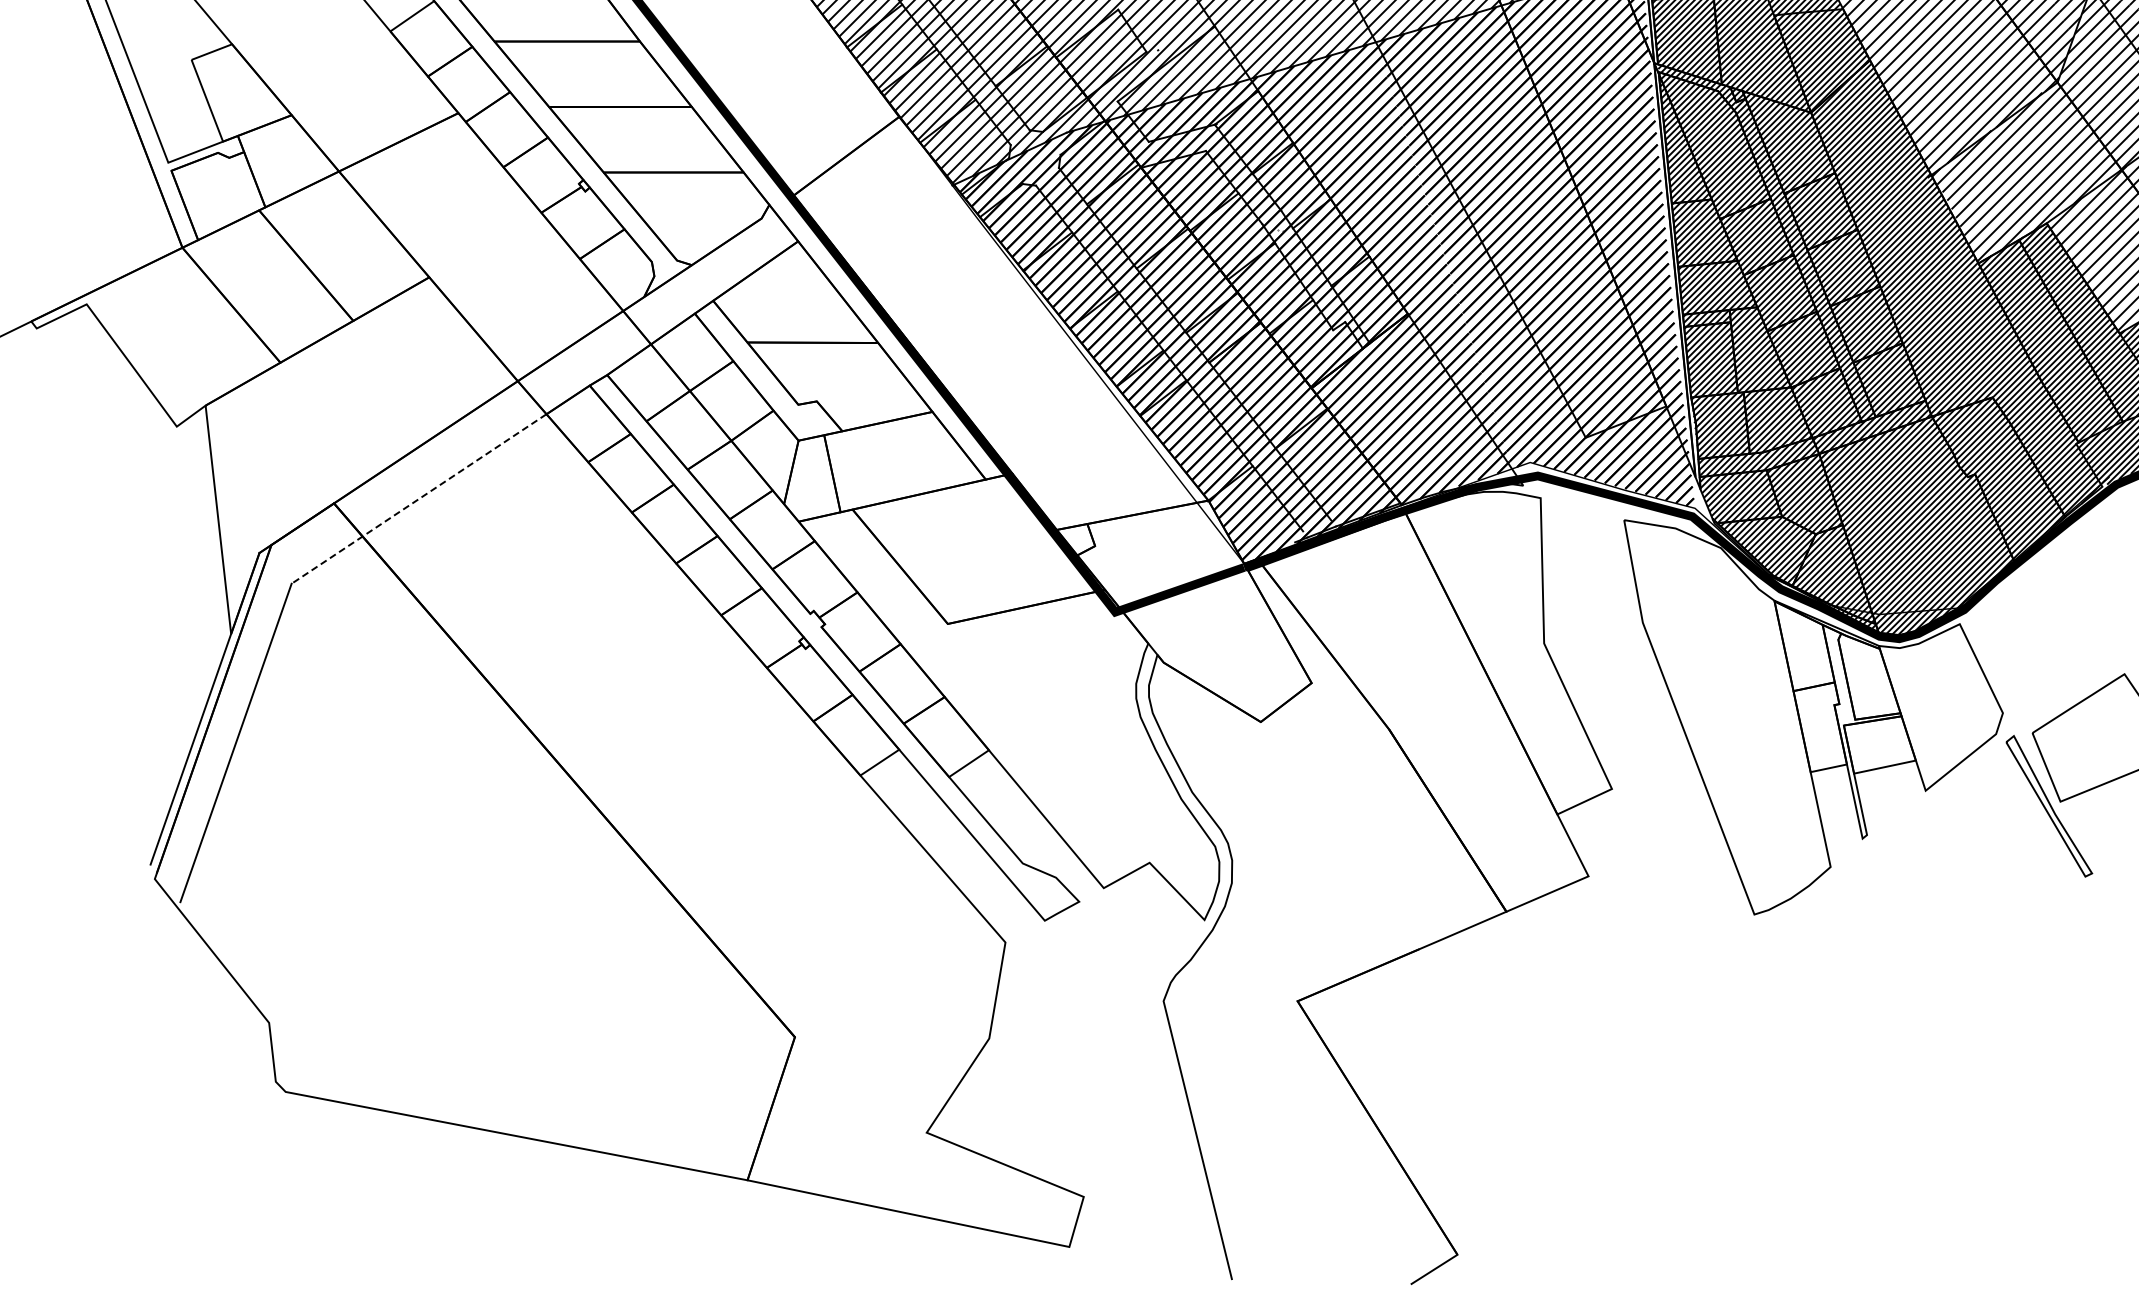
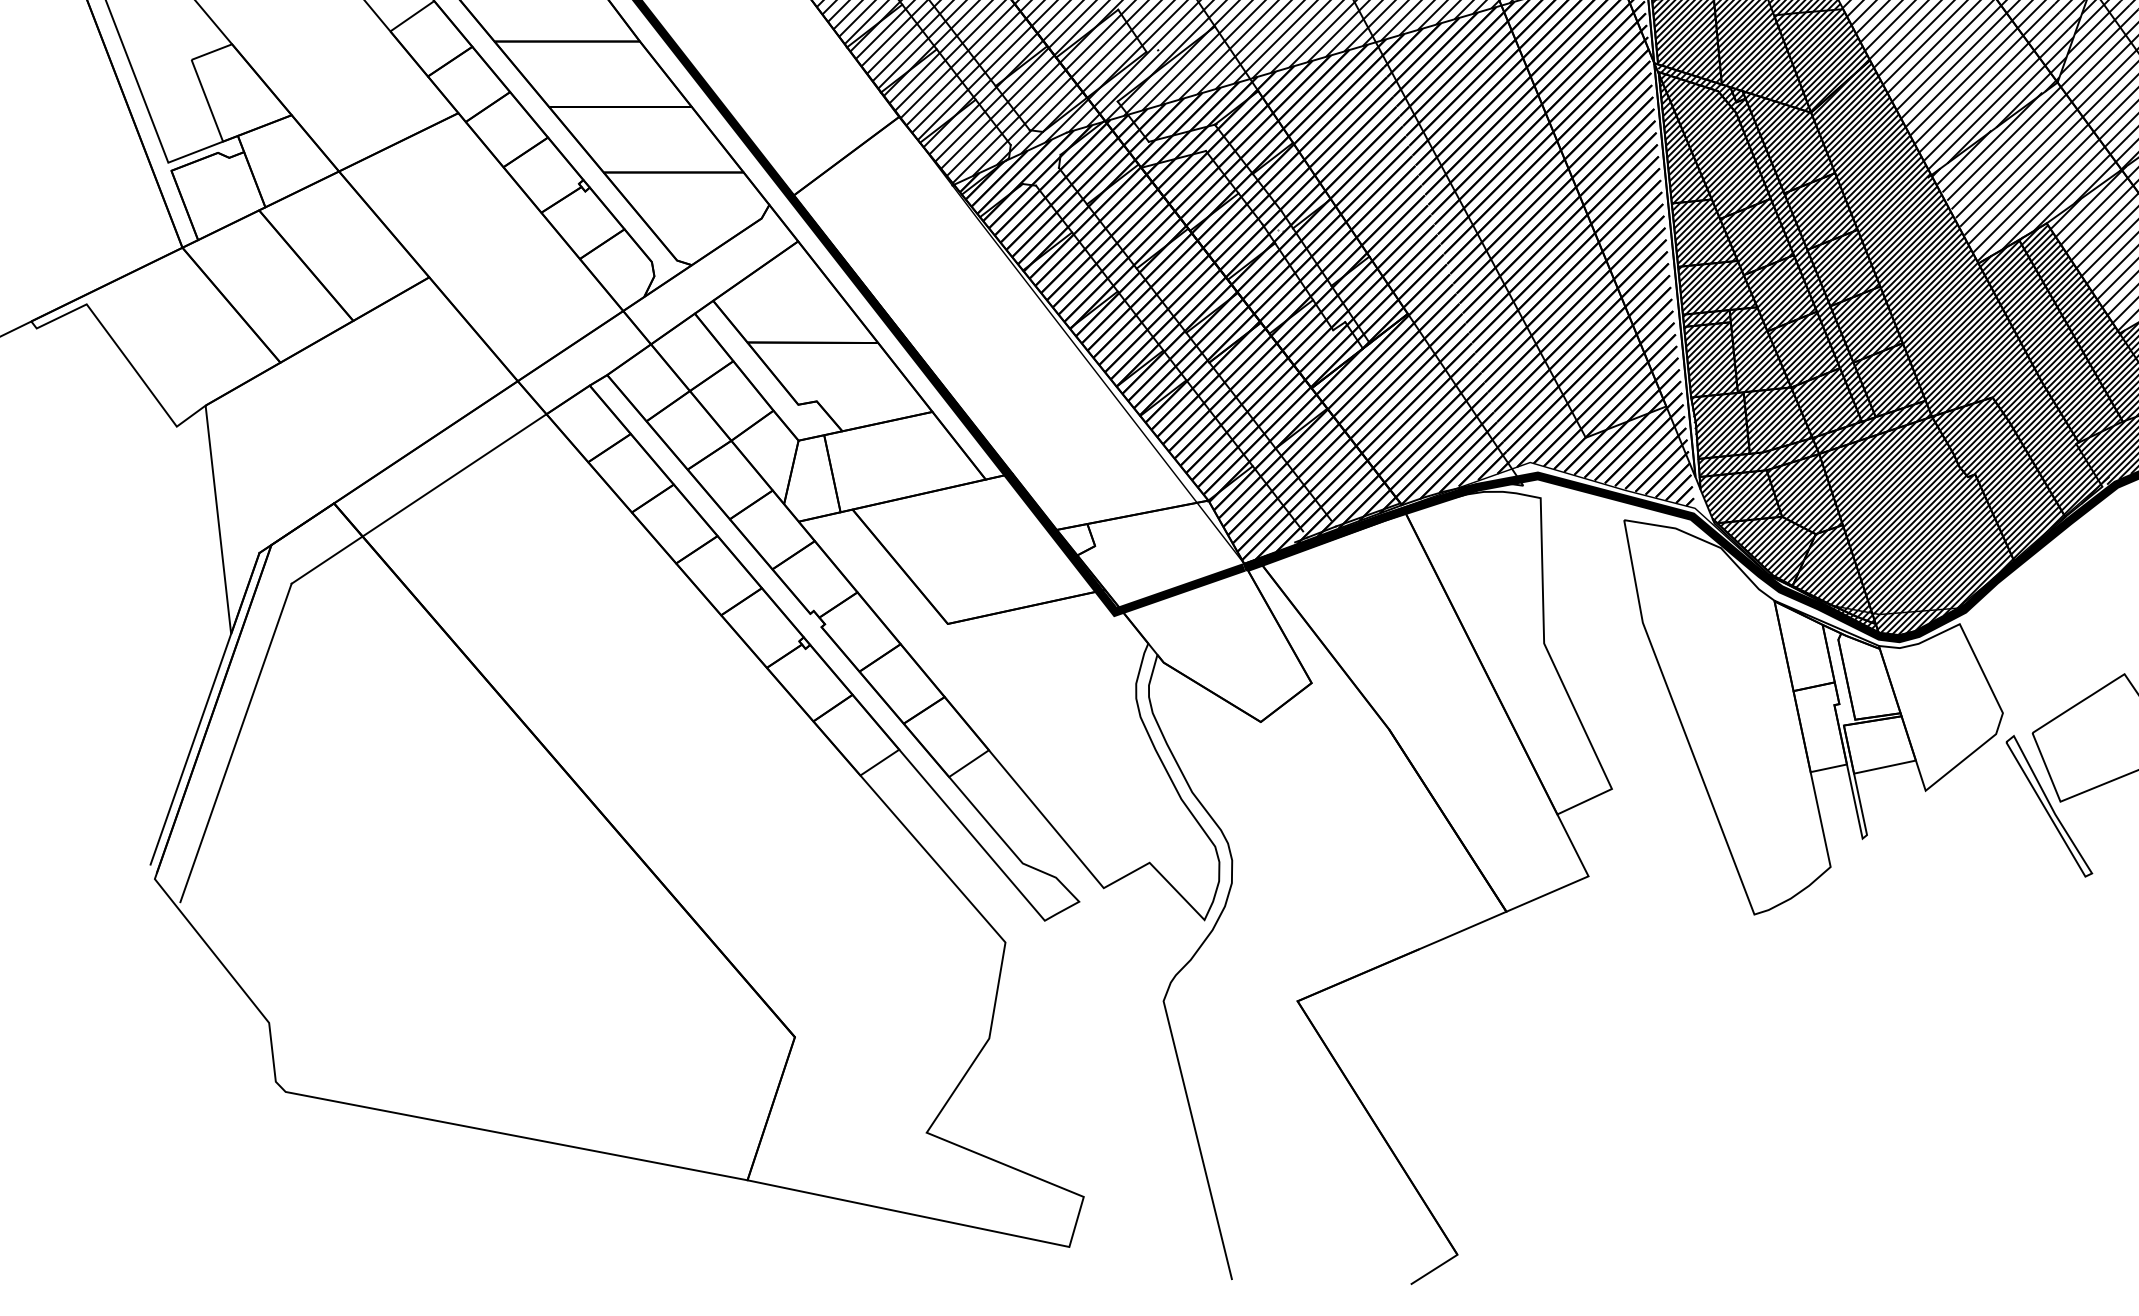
line: dashed -> solid (418, 499)
